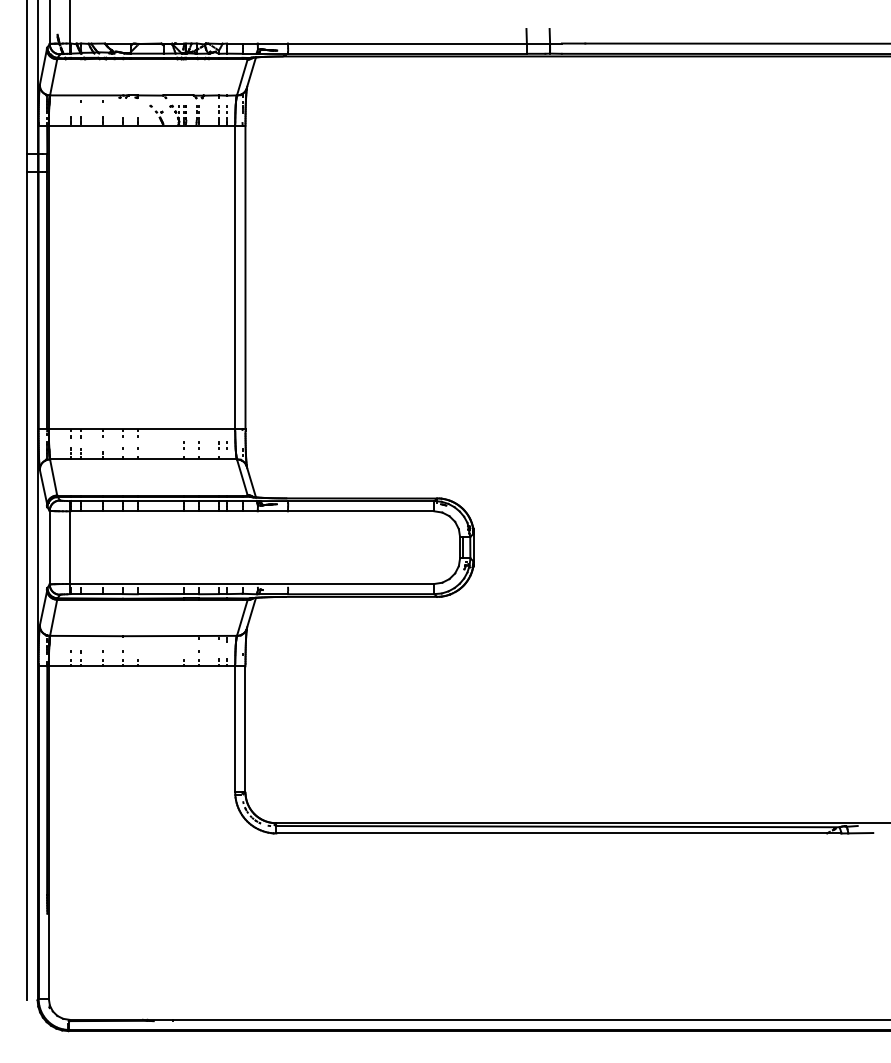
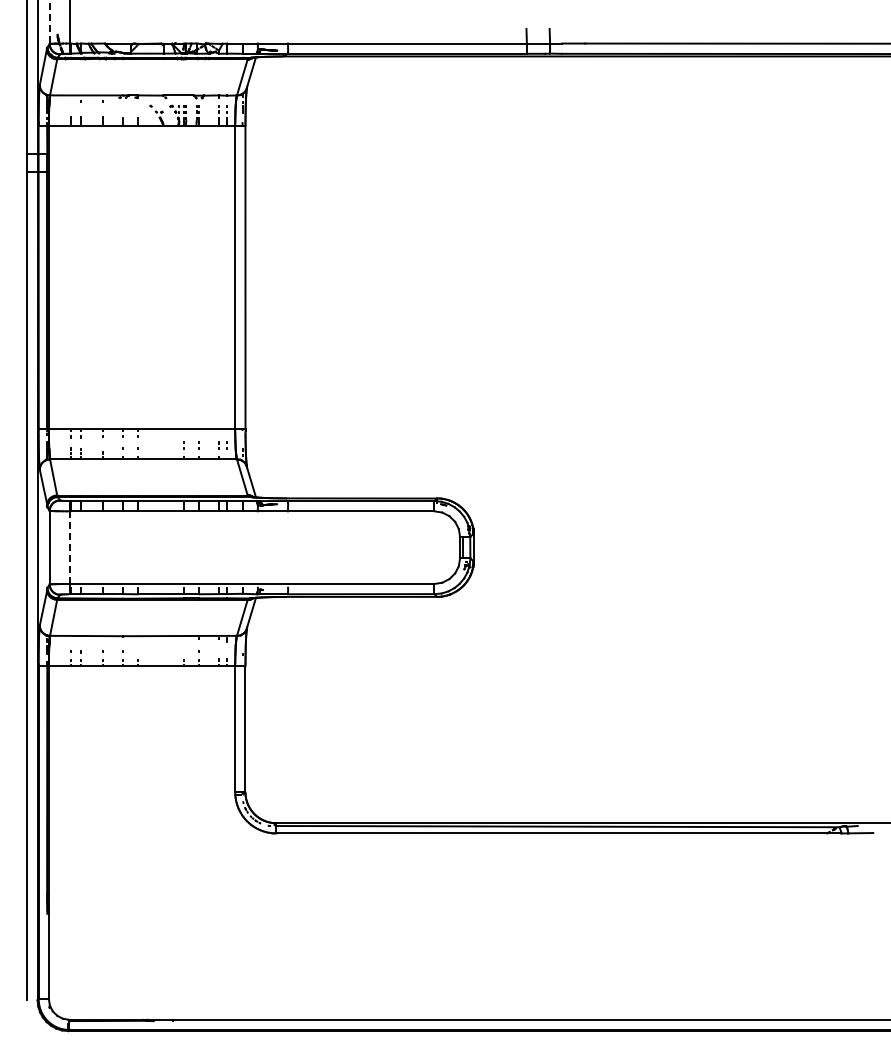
line: solid -> dashed (49, 22)
line: solid -> dashed (70, 547)
